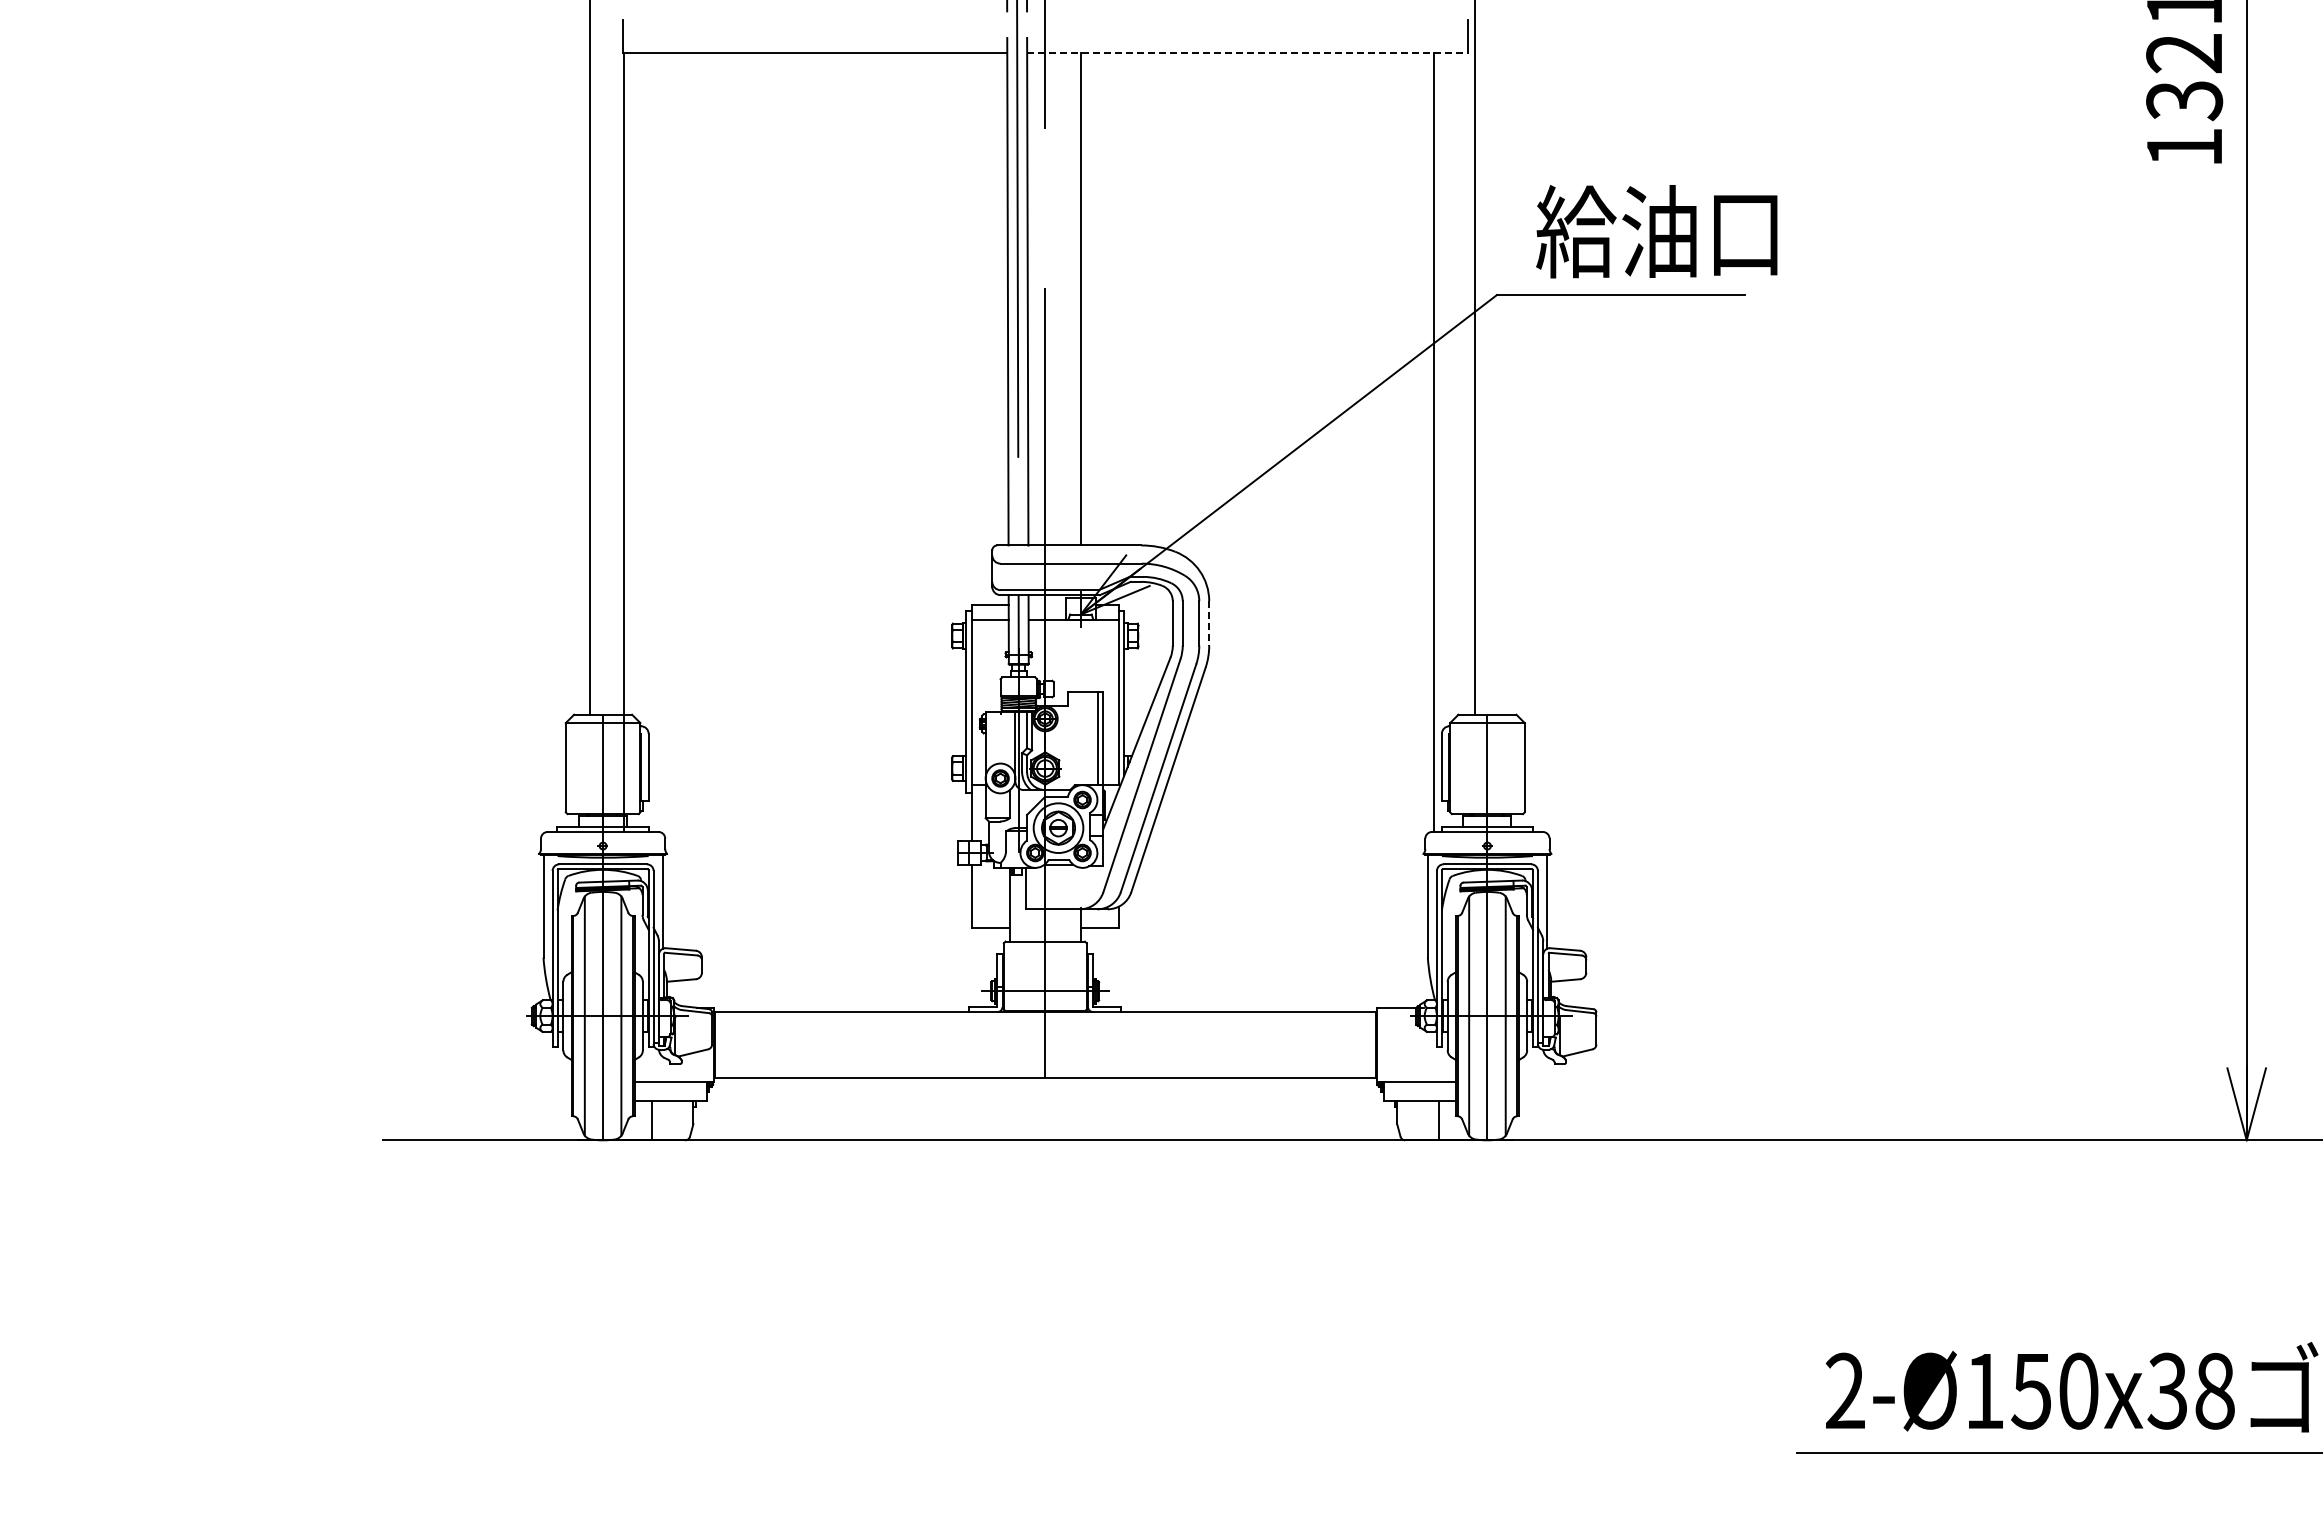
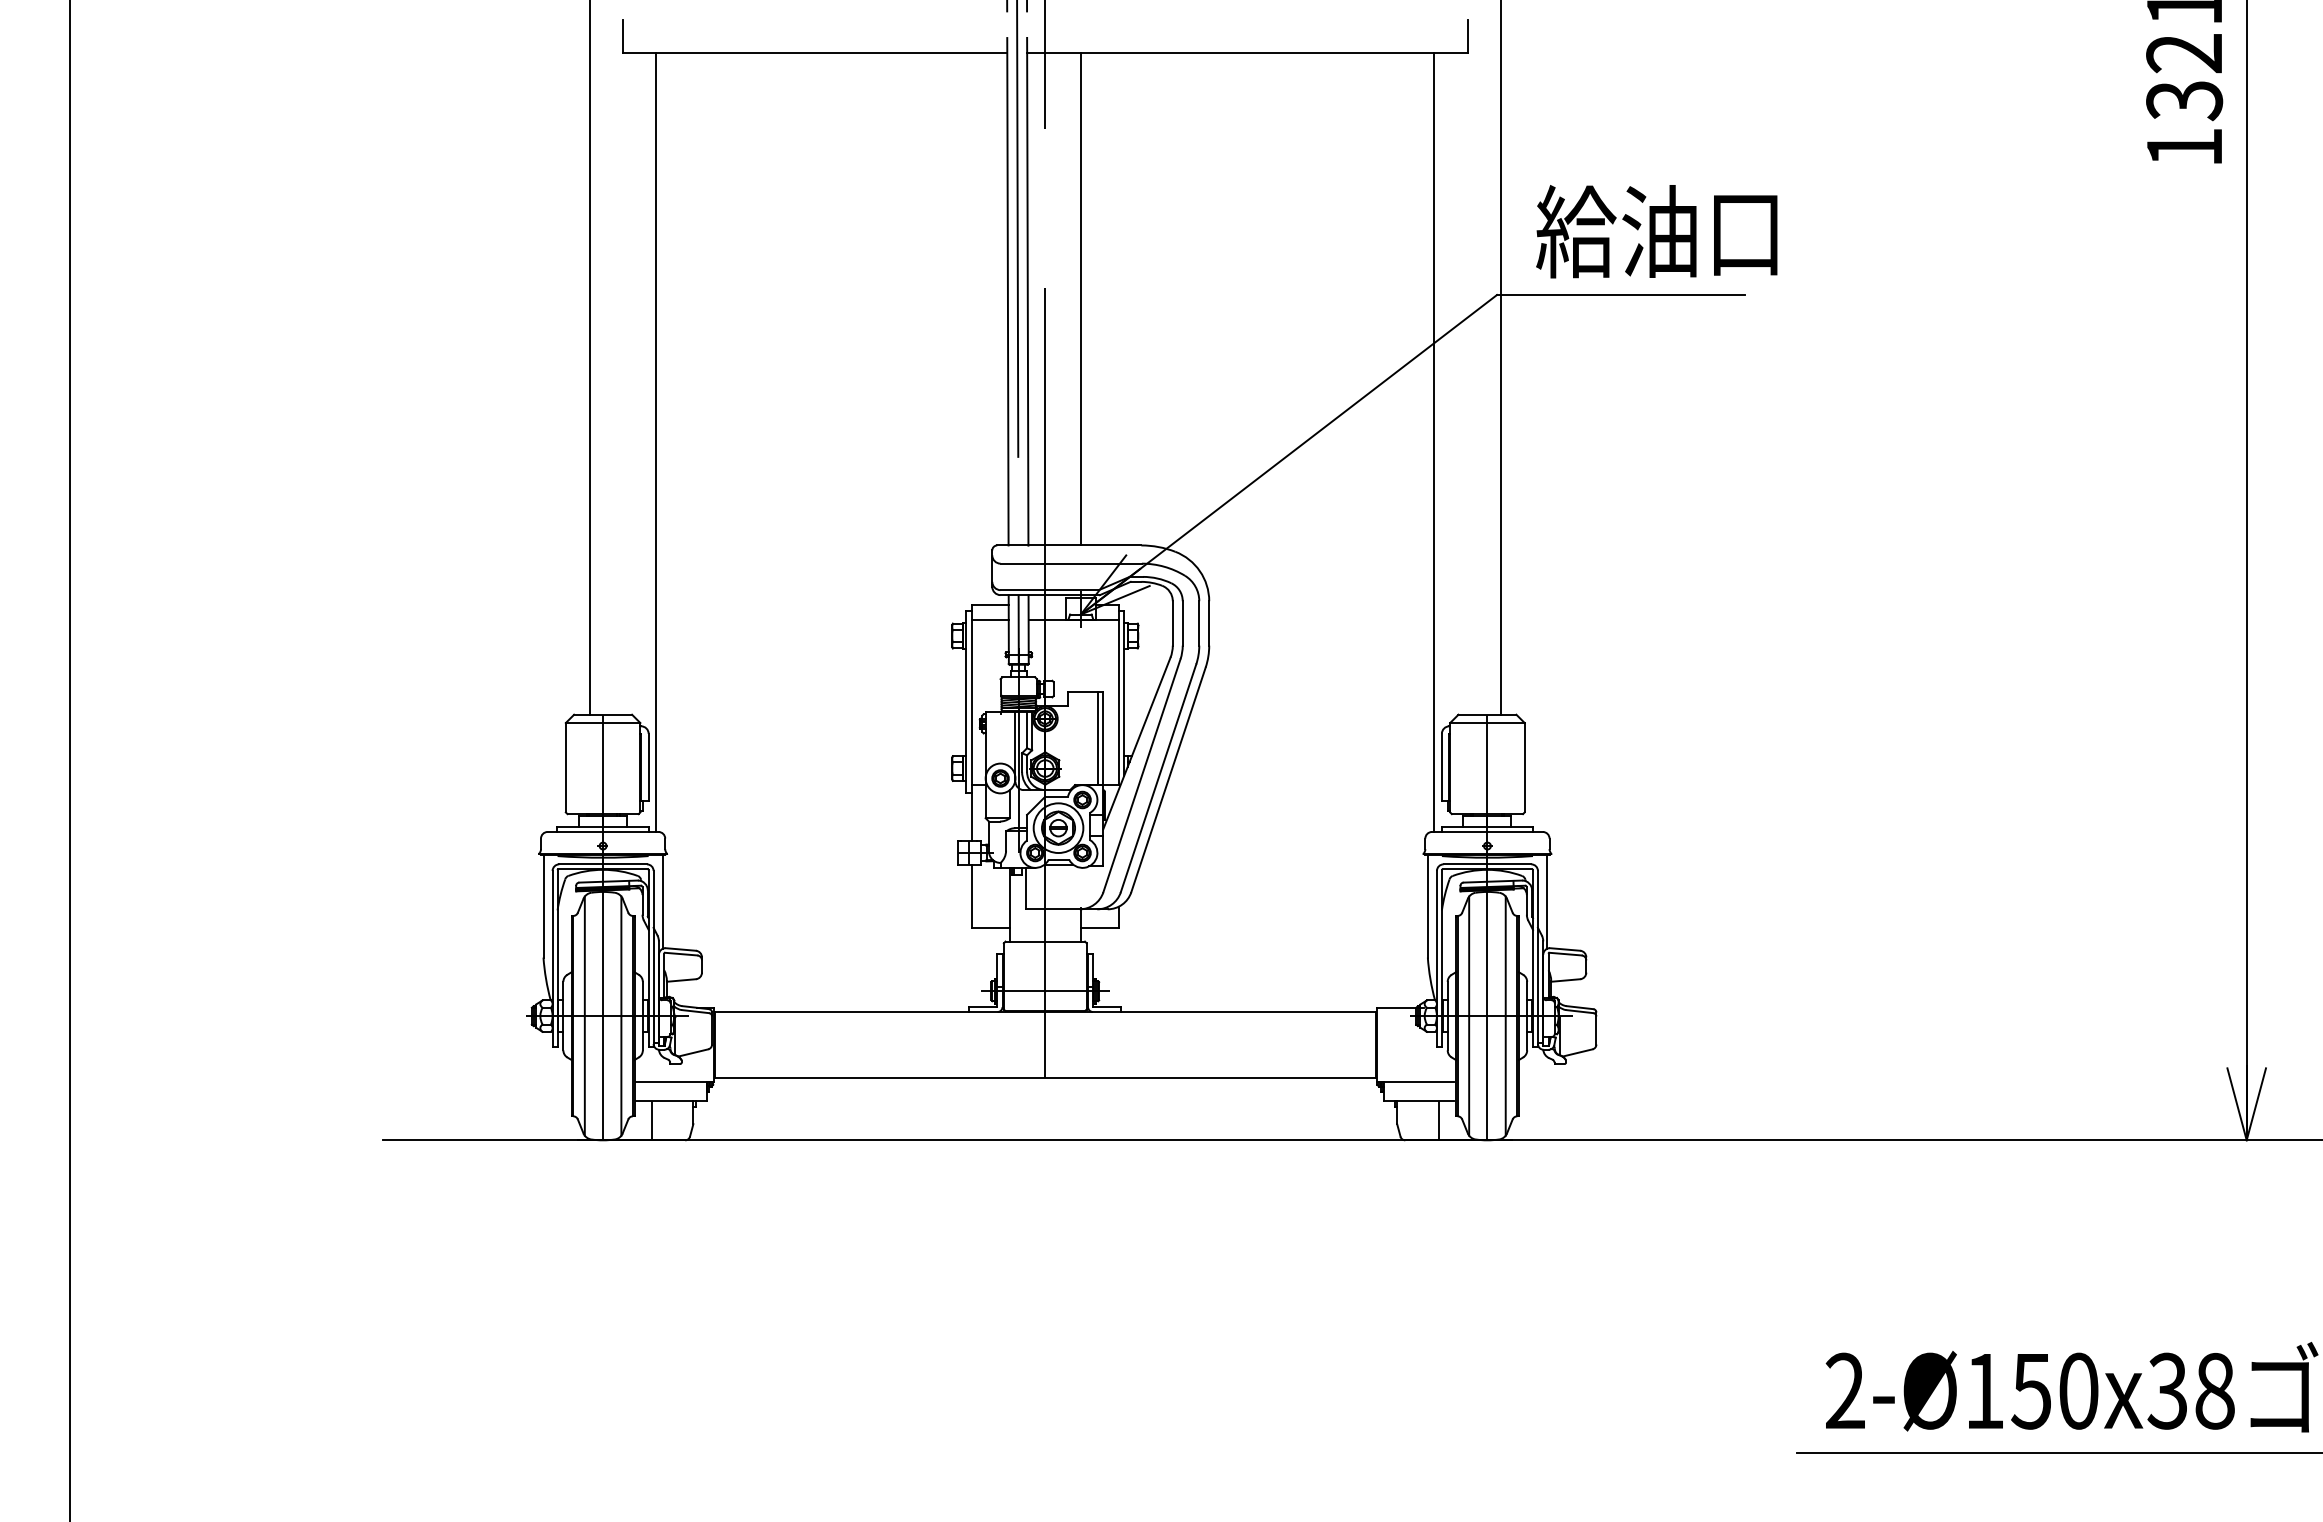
line: dashed -> solid (1247, 52)
line position: (1474, 358) -> (1500, 358) (1500, 358)
line position: (624, 441) -> (656, 441) (656, 441)
line: dashed -> solid (1209, 623)
line: none -> present (69, 760)
